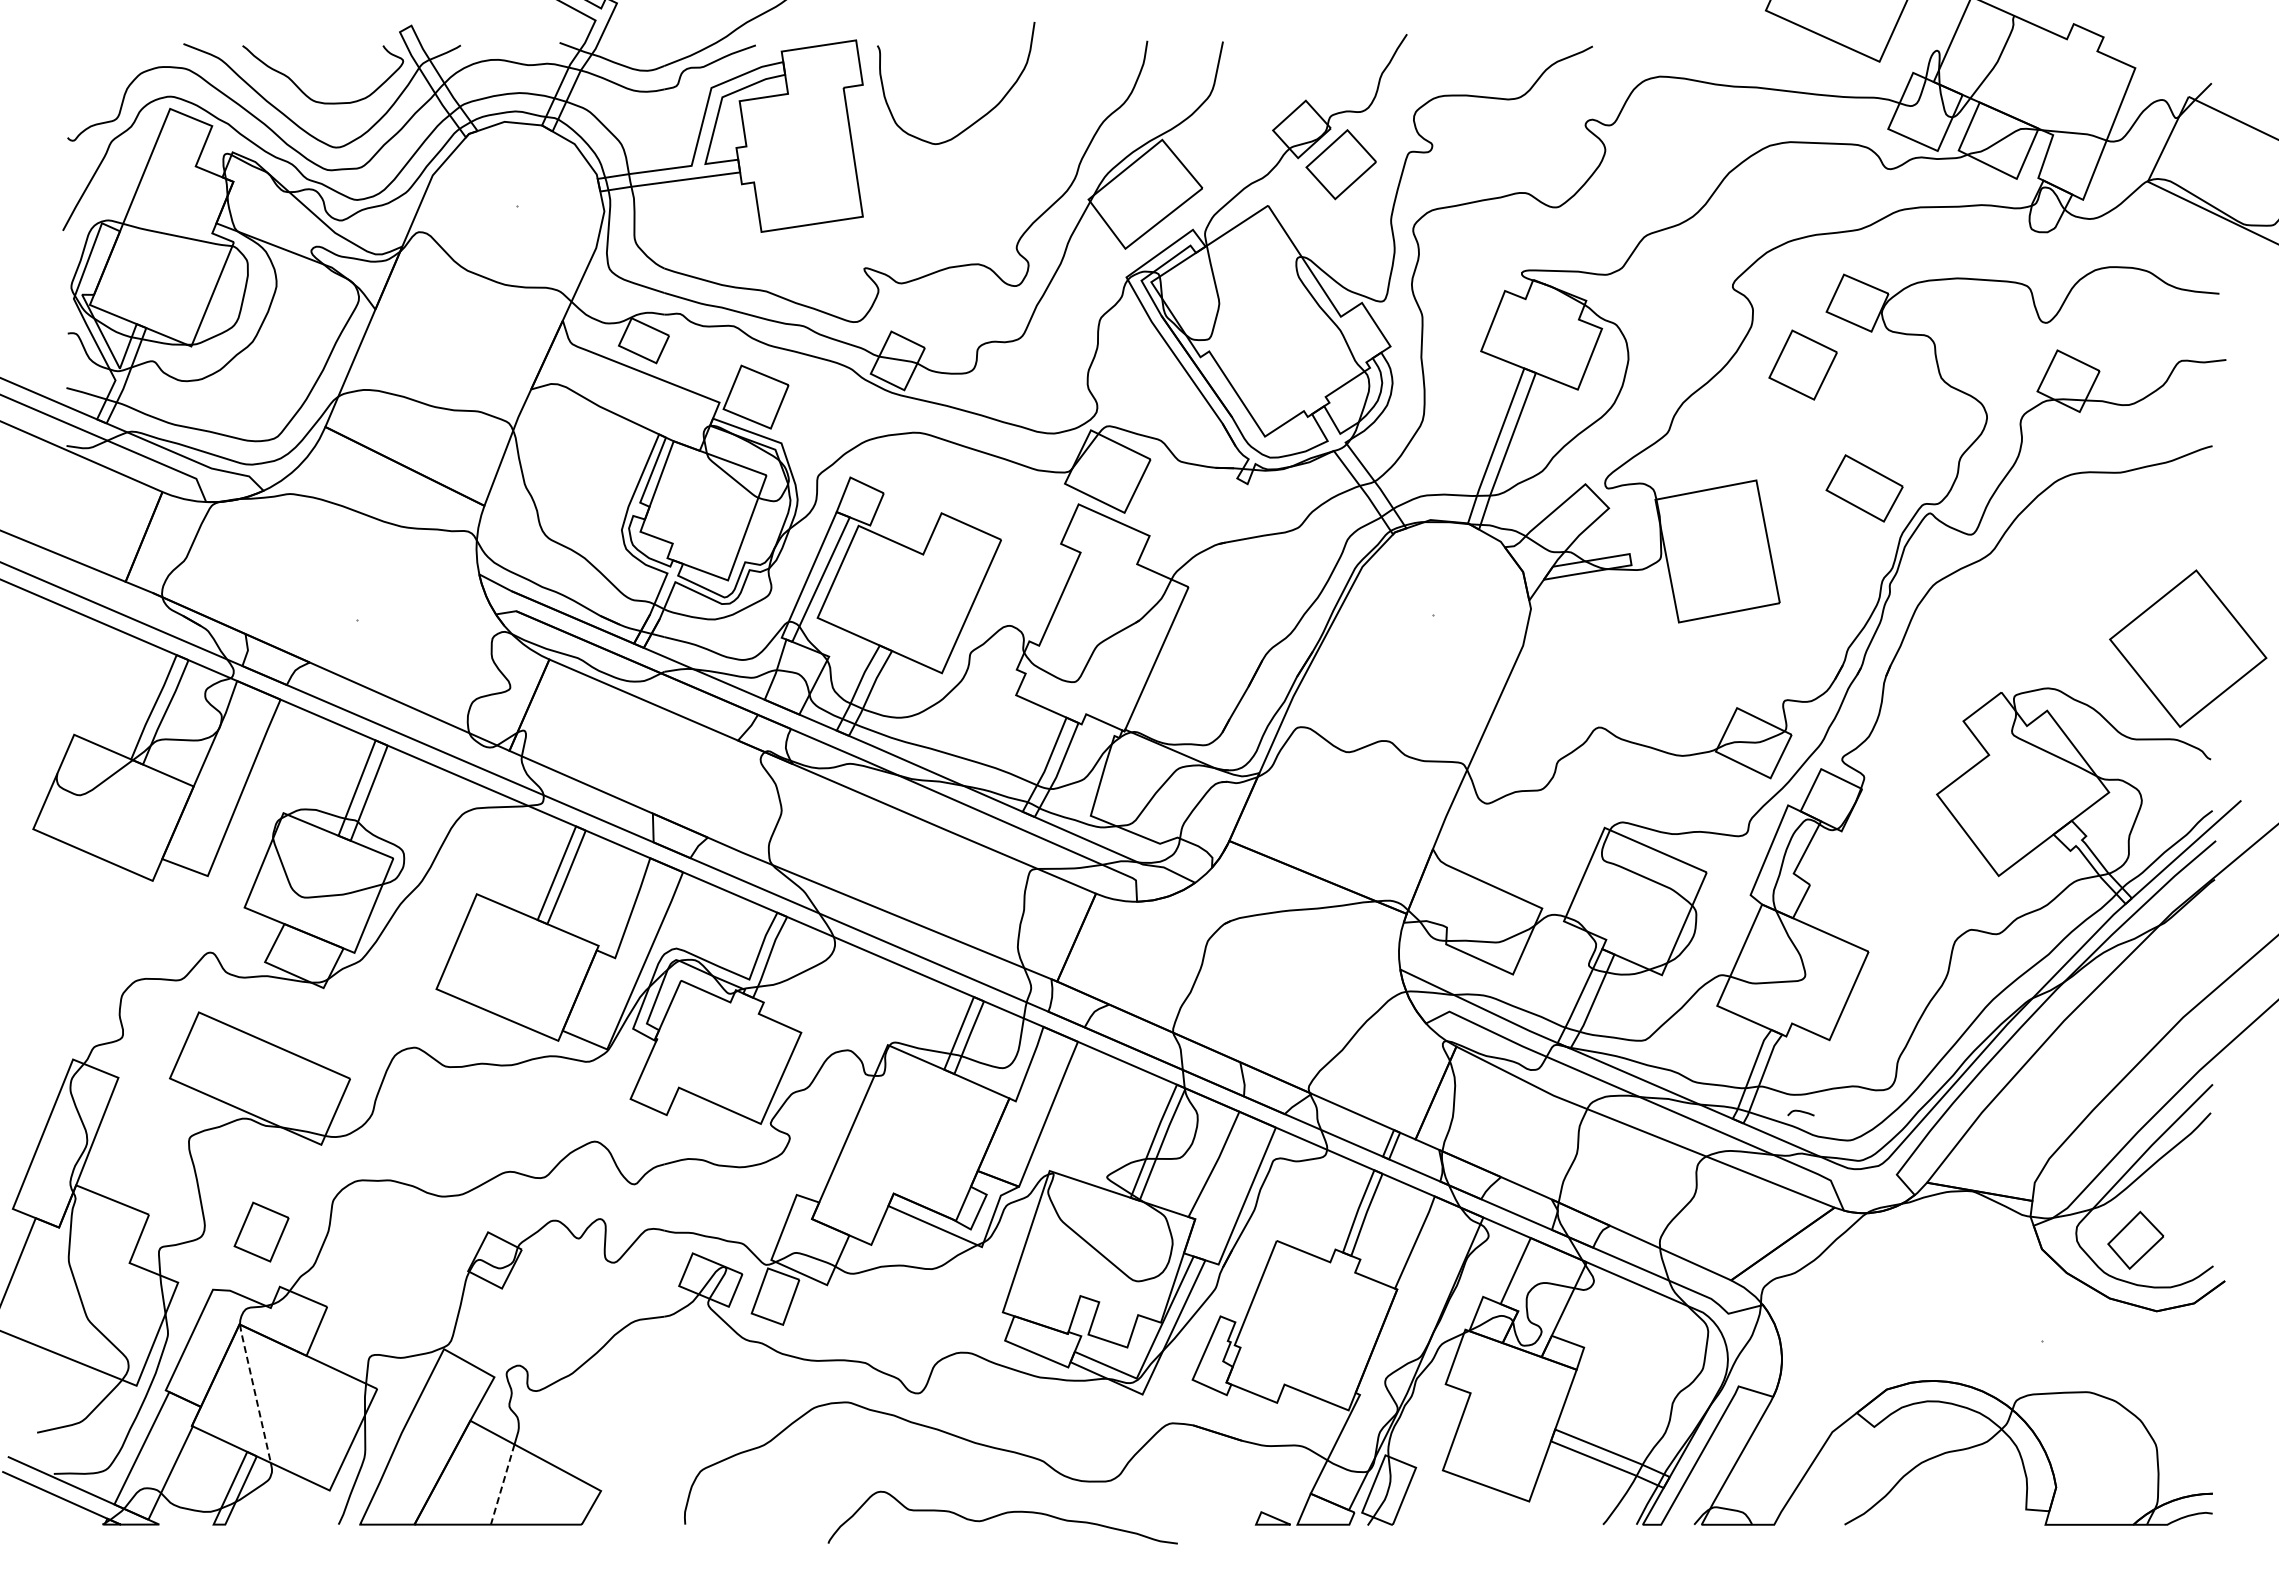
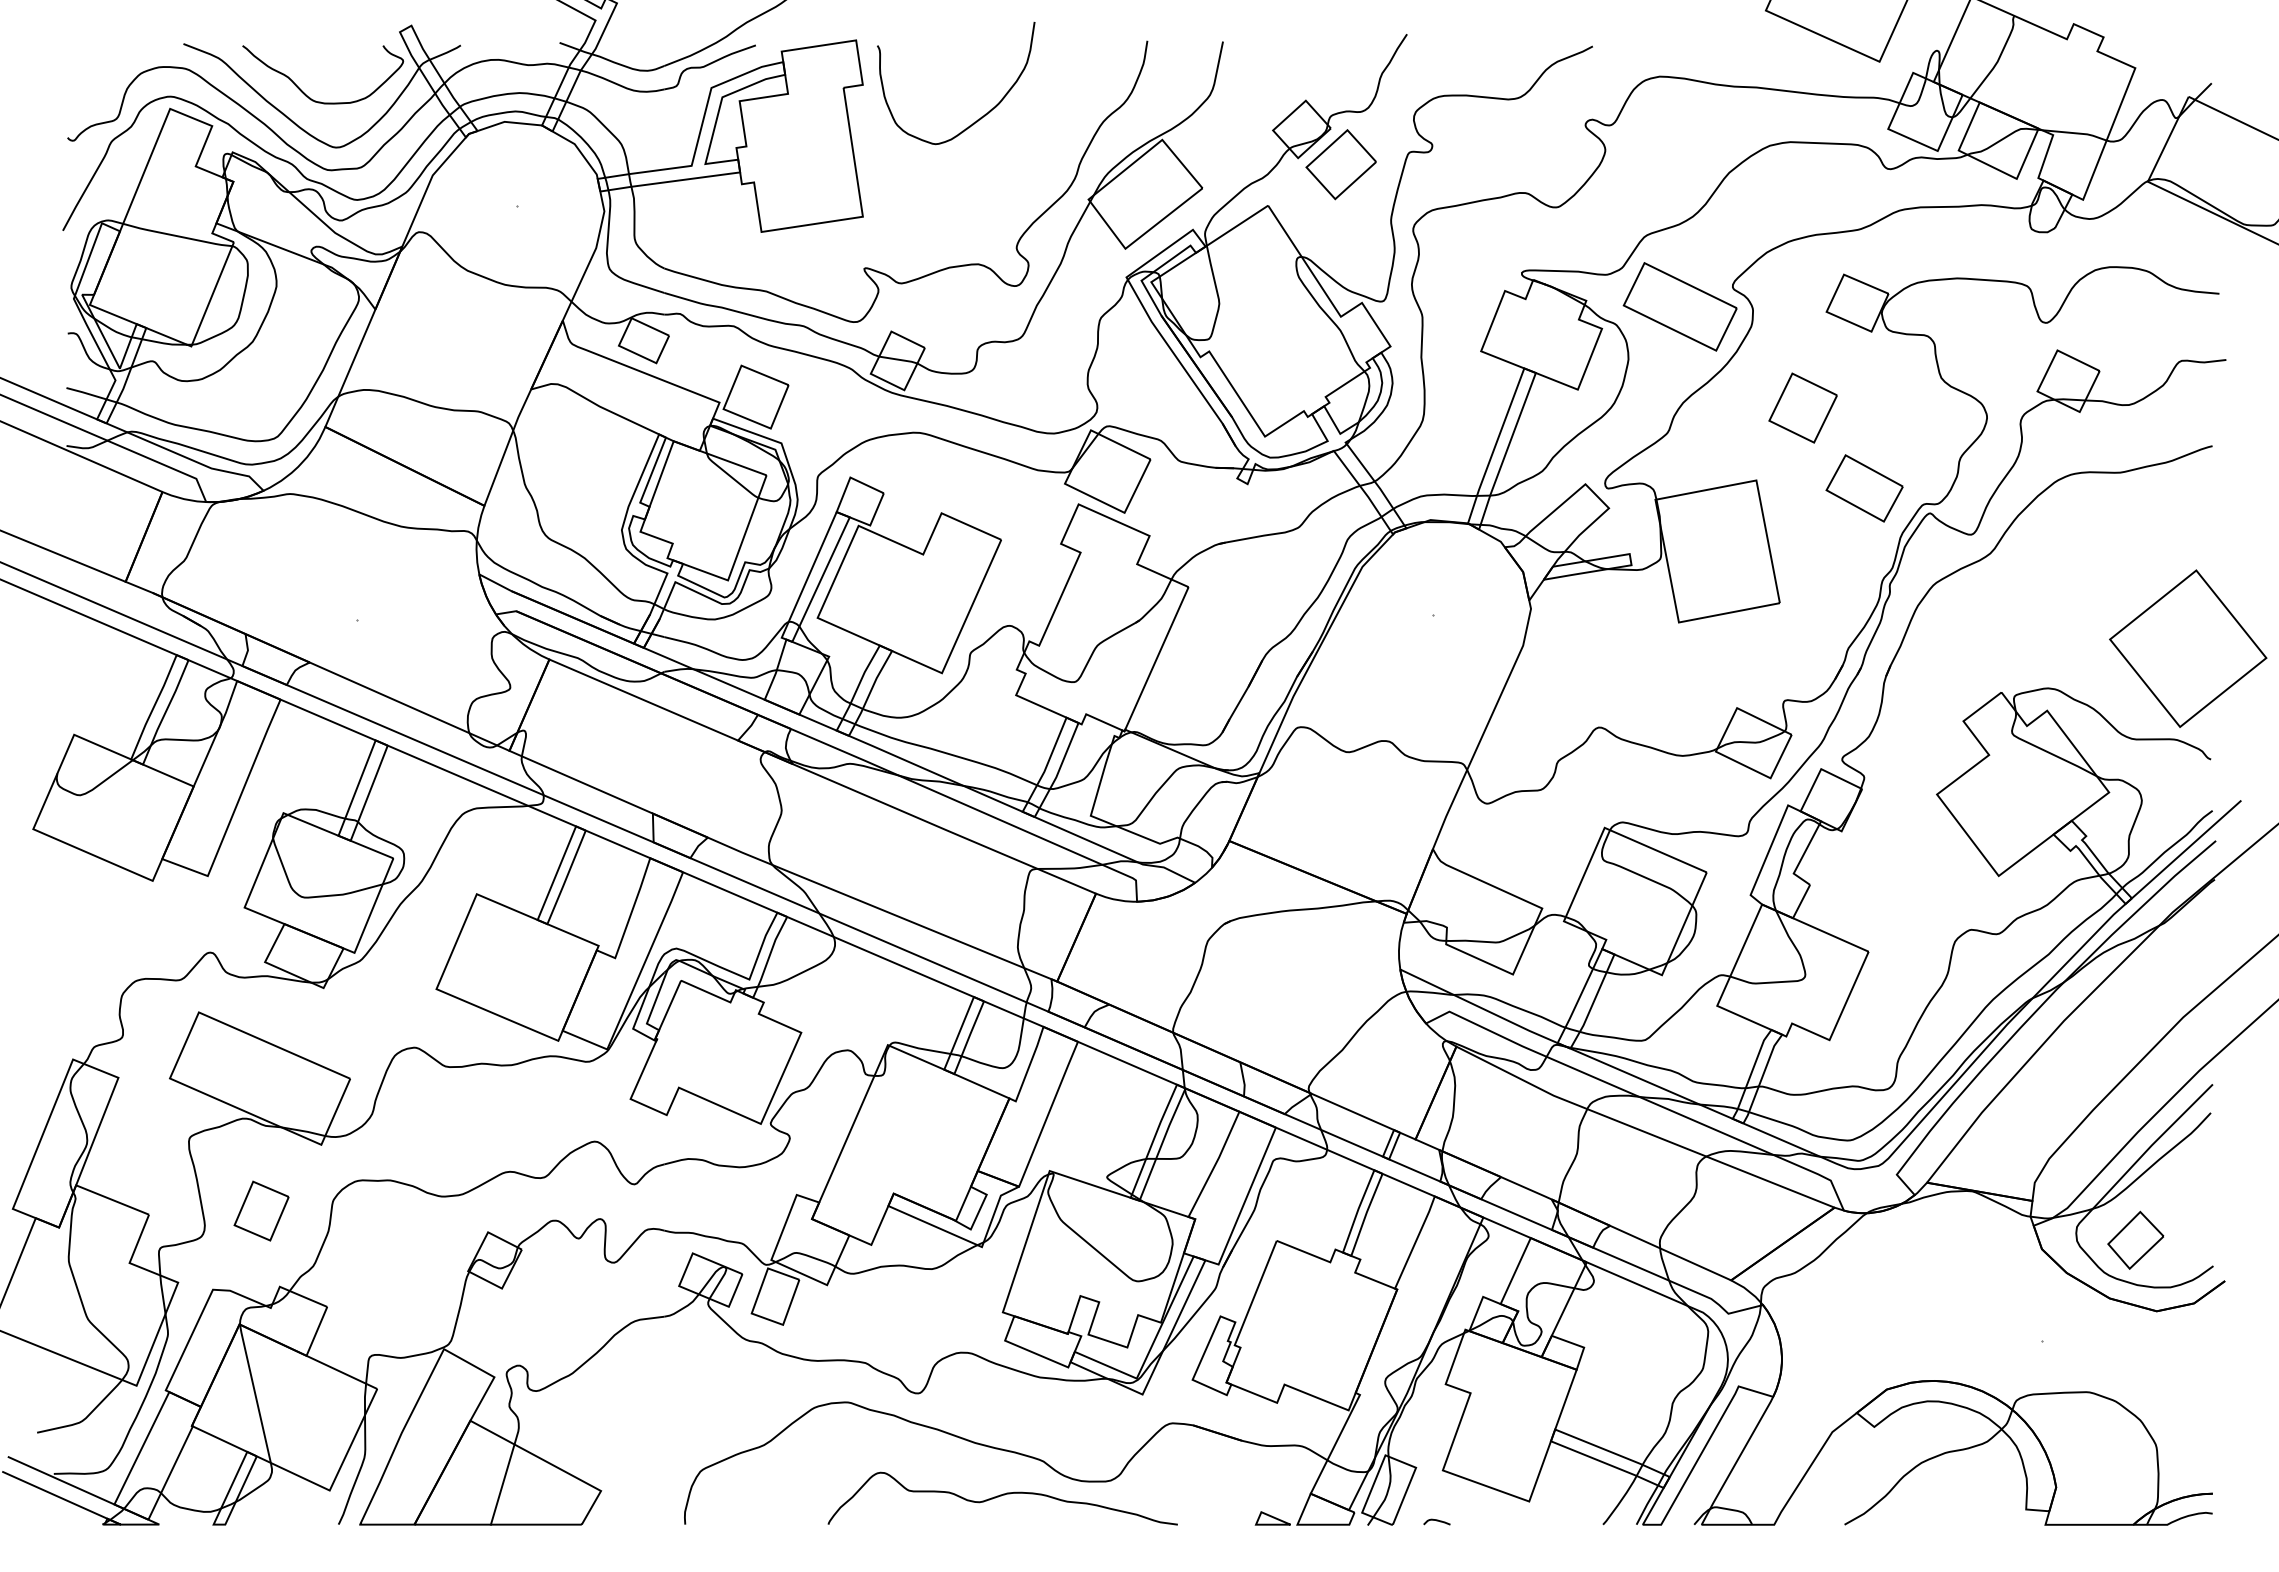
part: none -> present (1679, 306)
part position: (1802, 364) -> (1802, 407) (1802, 407)
curve position: (1800, 1112) -> (1436, 1521) (1436, 1521)
part position: (261, 1231) -> (261, 1210) (261, 1210)
line: dashed -> solid (255, 1392)
line: dashed -> solid (502, 1484)
curve position: (1001, 1515) -> (1001, 1496) (1001, 1496)
